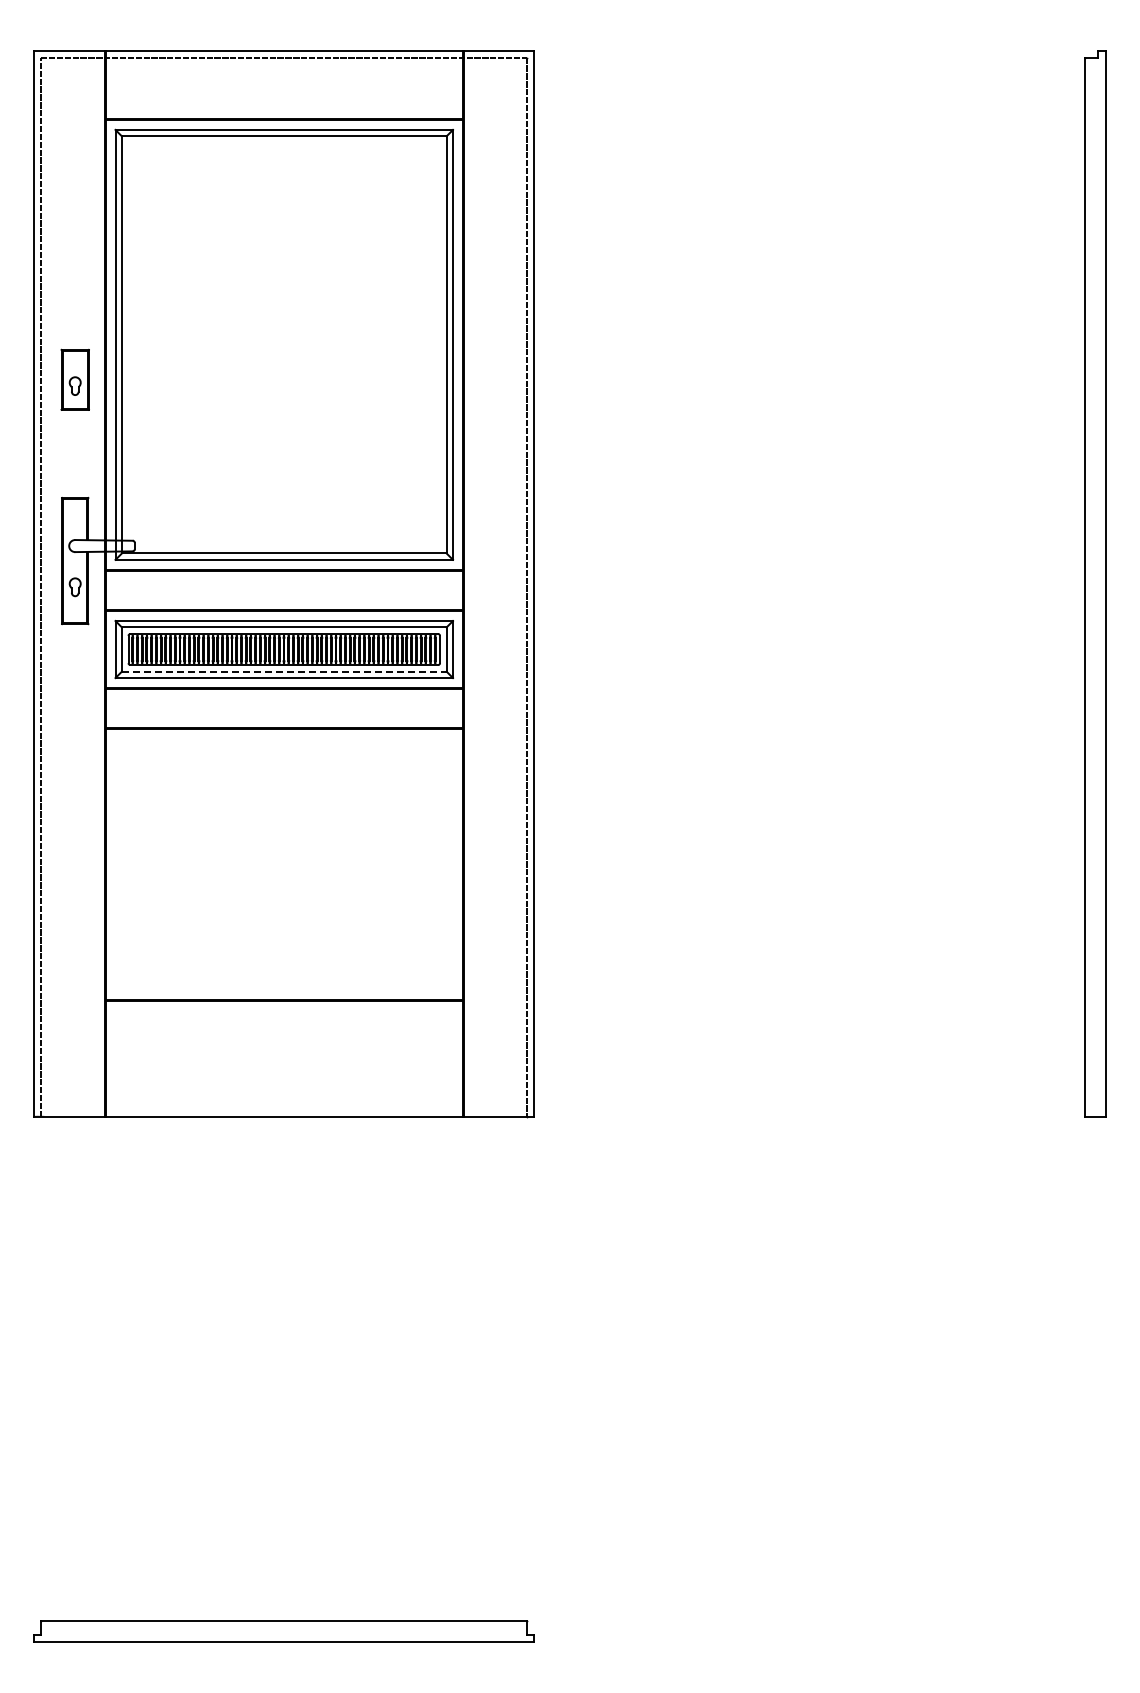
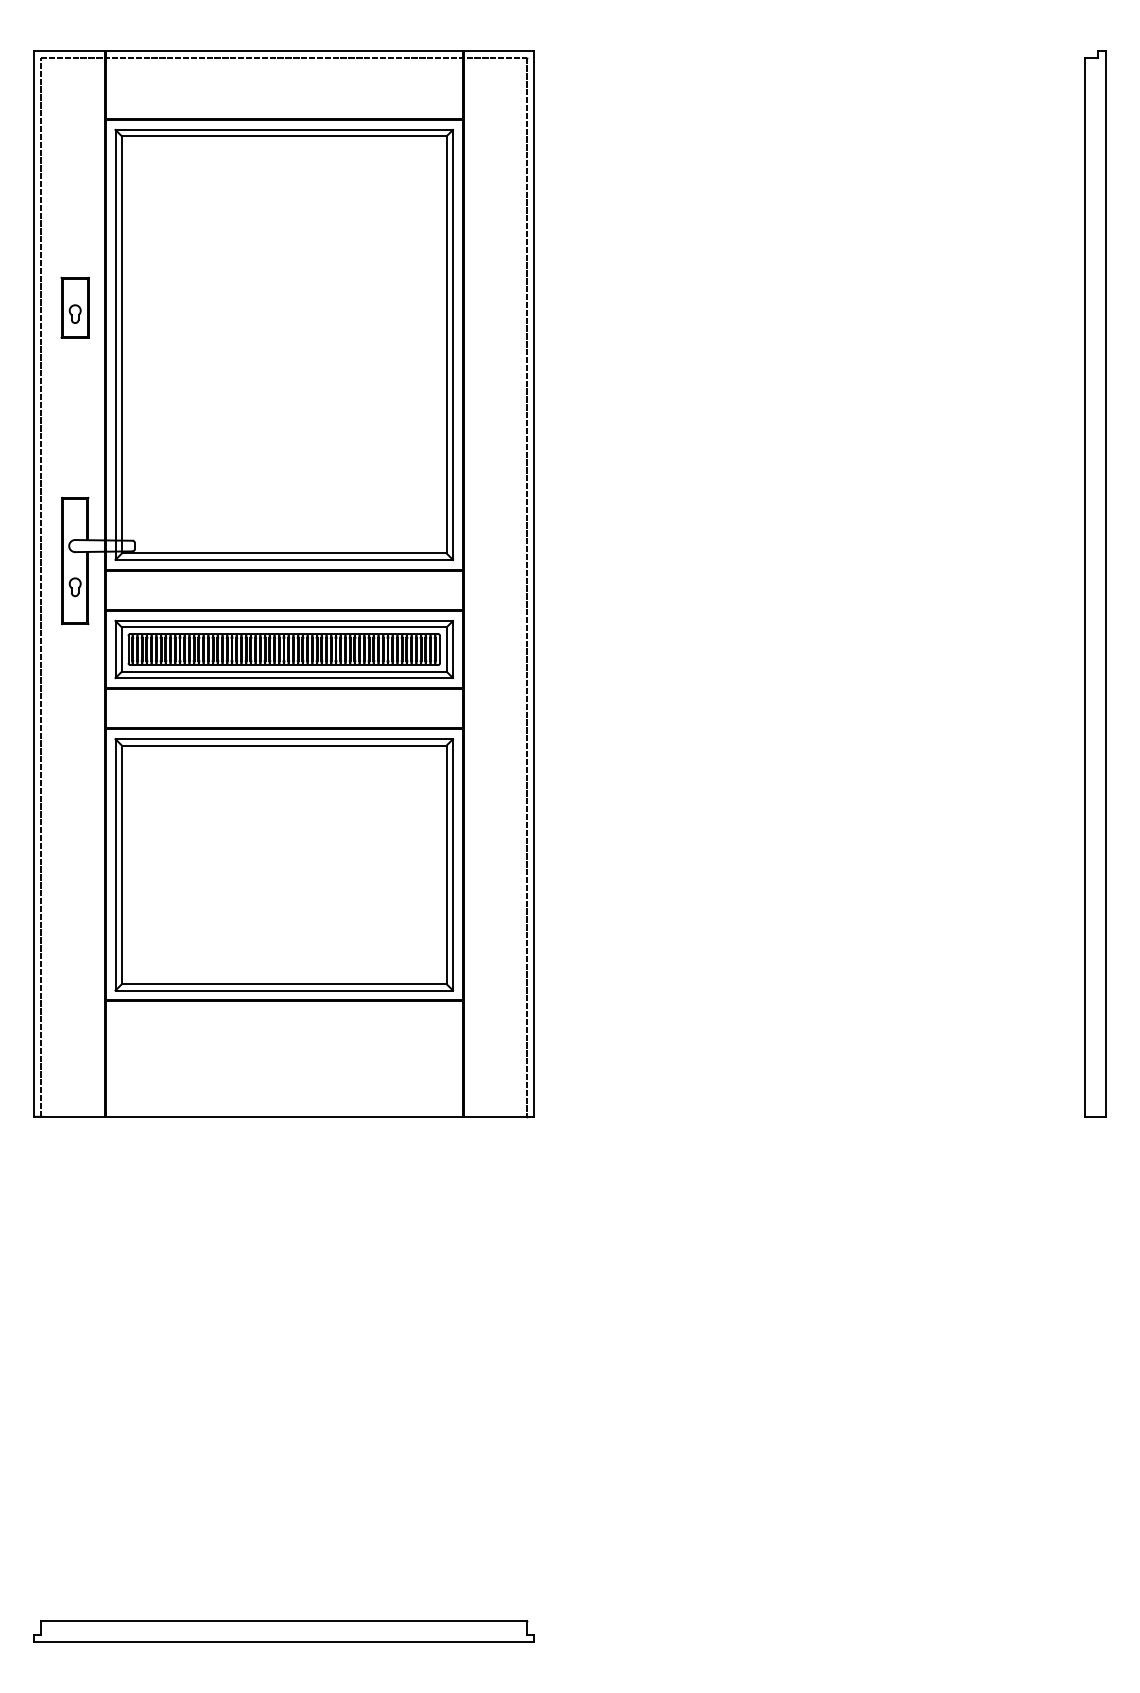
part position: (74, 379) -> (74, 307) (74, 307)
line: dashed -> solid (284, 671)
part: none -> present (284, 864)
